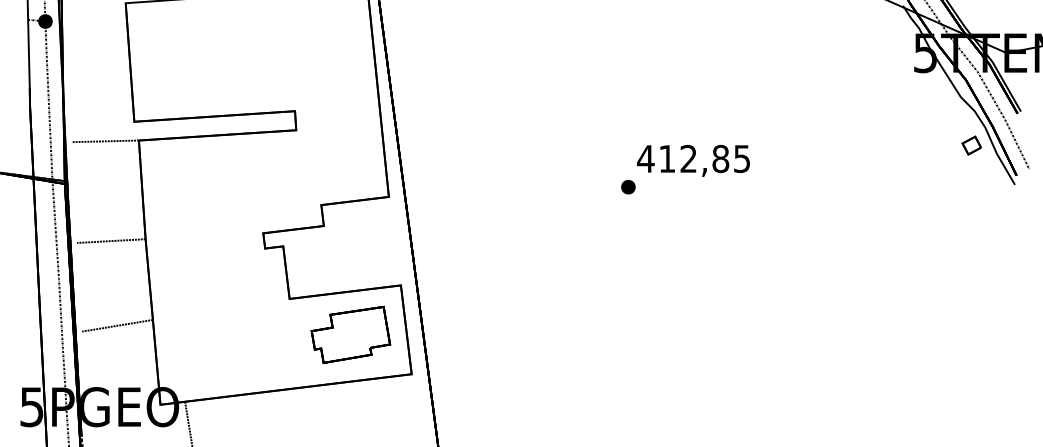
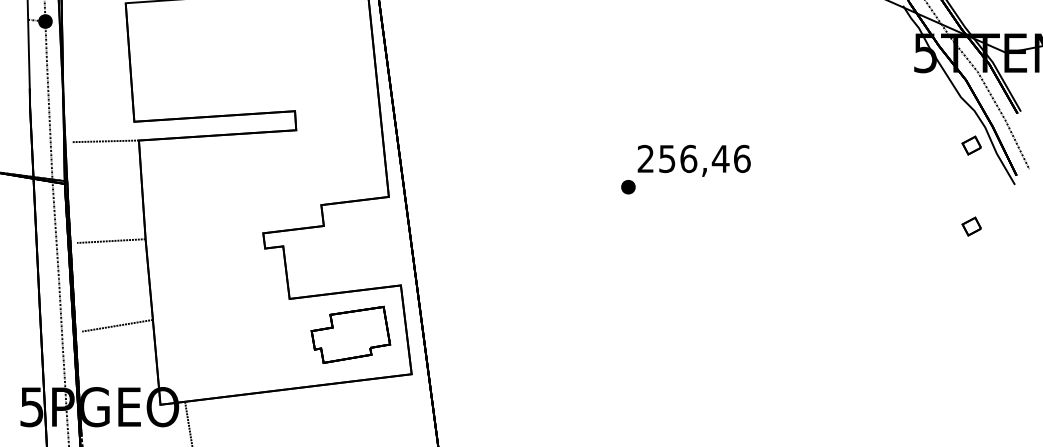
text: 412,85 -> 256,46 (693, 158)
part: none -> present (971, 226)
